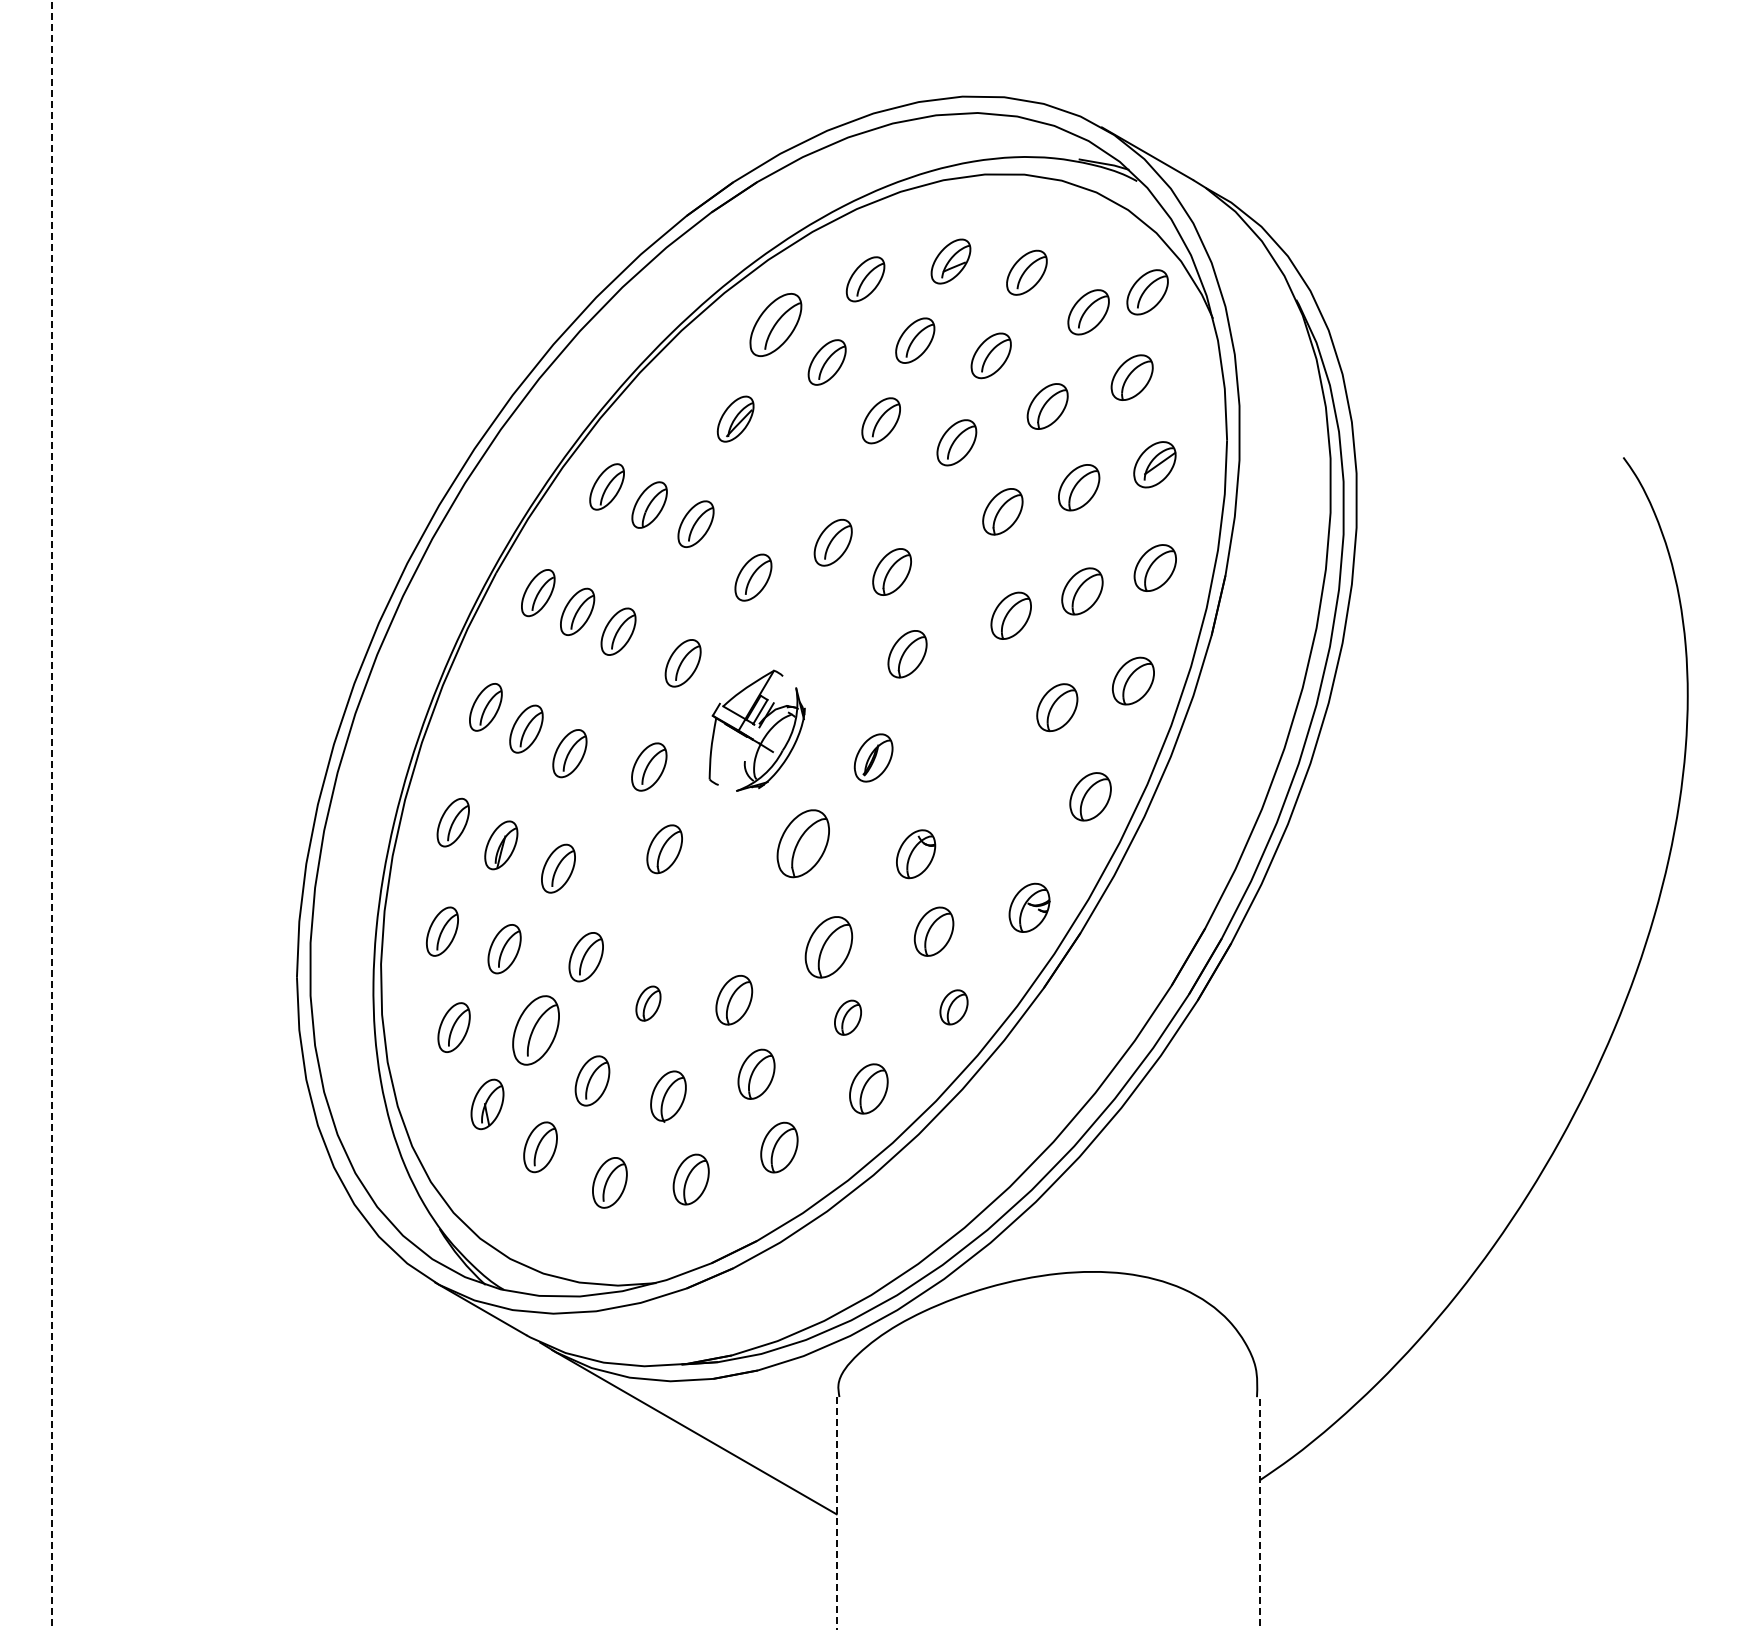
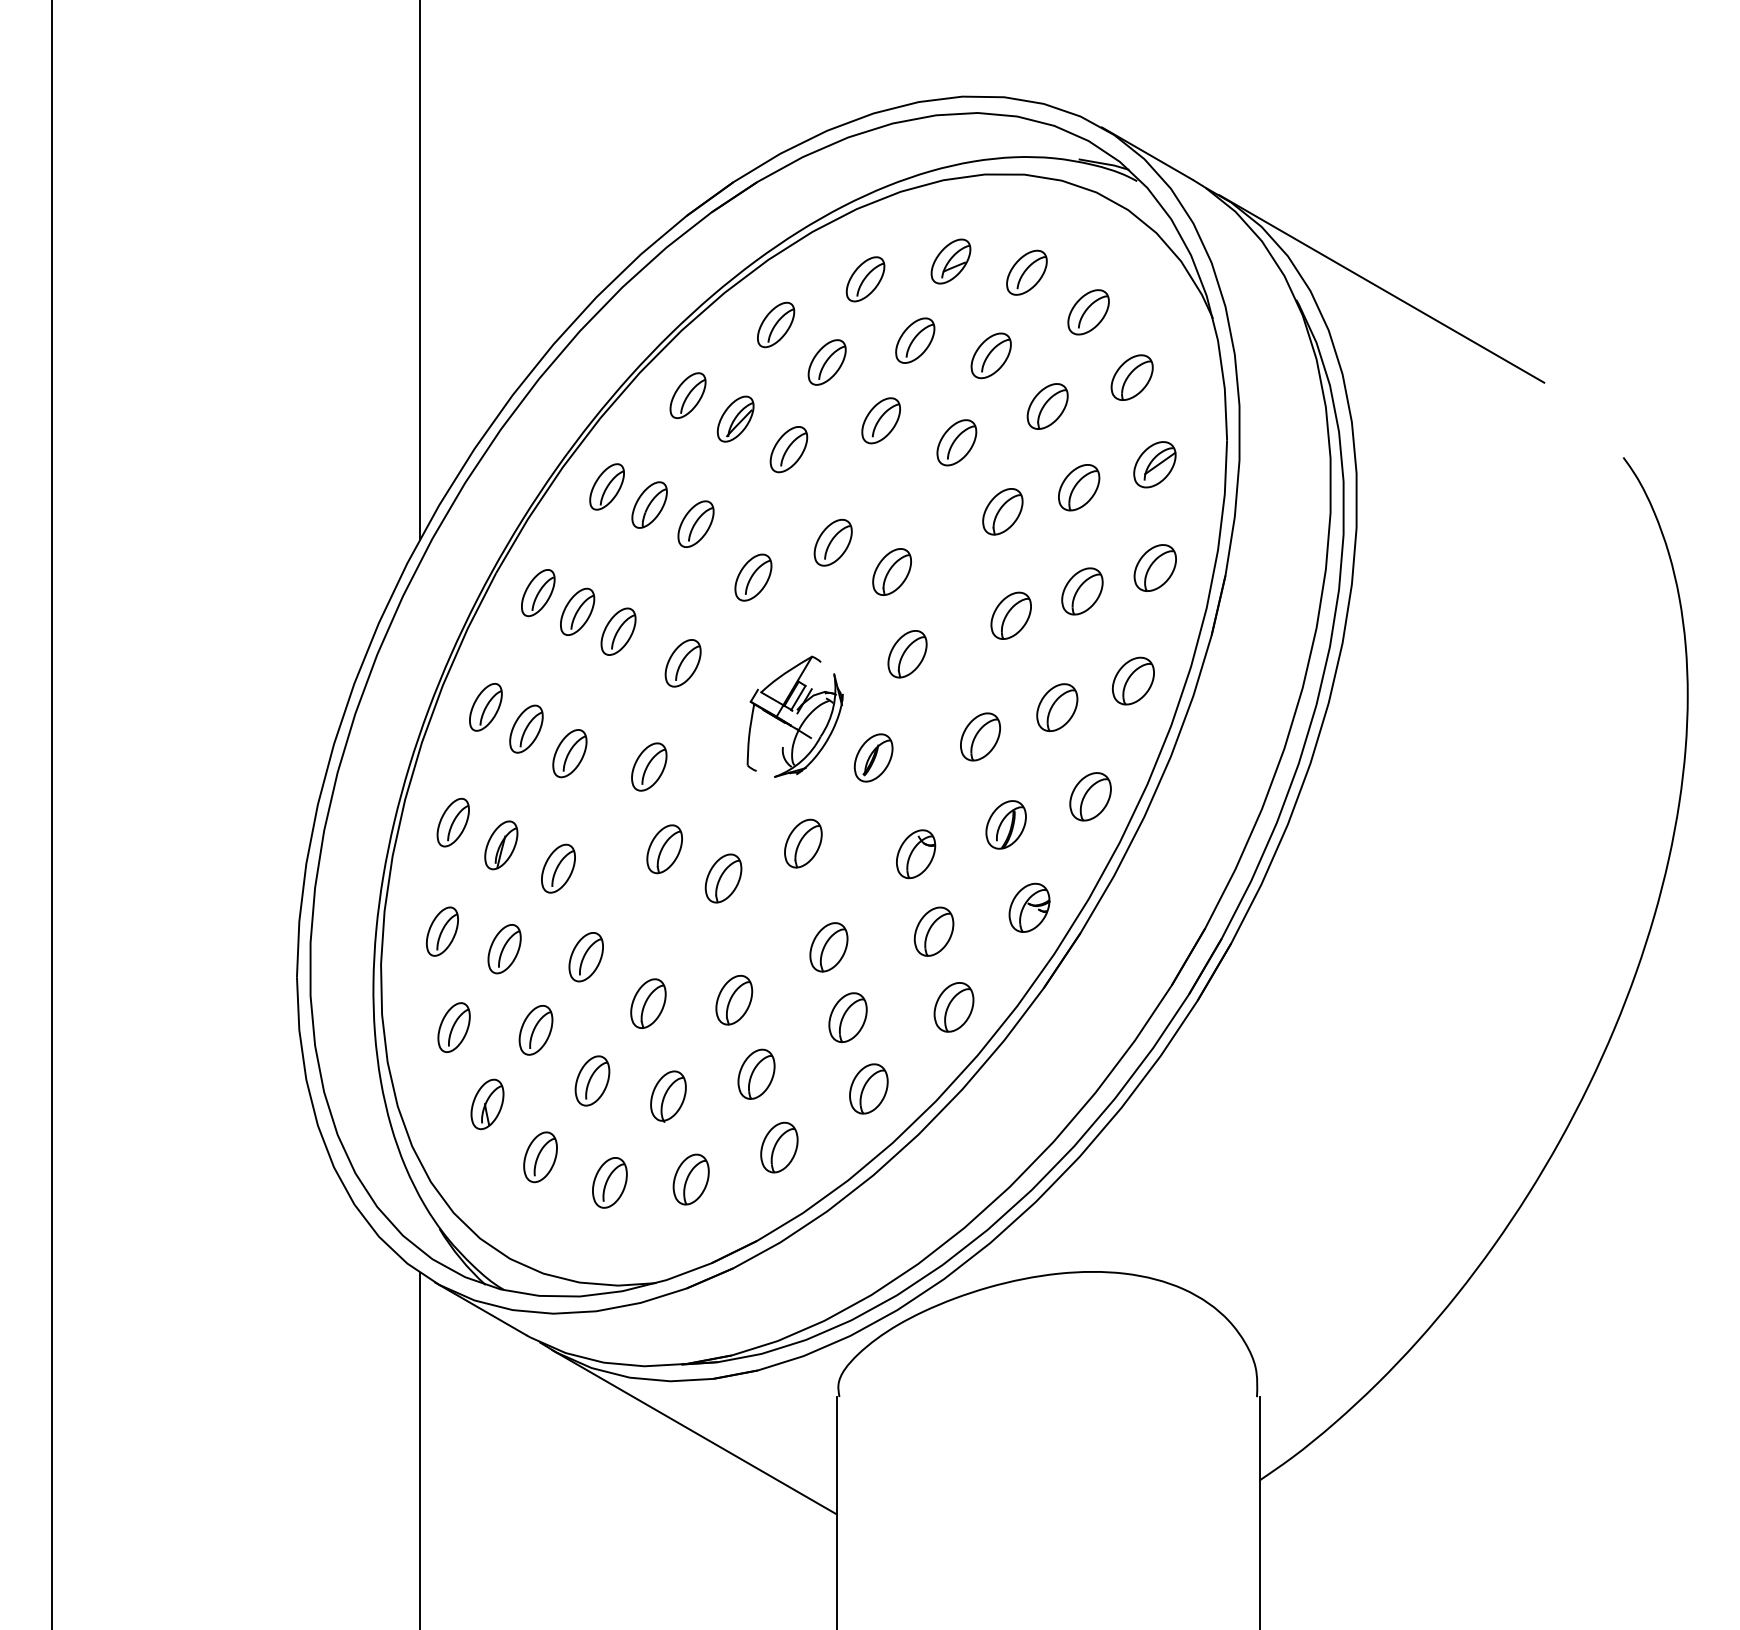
line: none -> present (420, 270)
line: none -> present (1381, 288)
part: present -> none (1147, 292)
part size: 54x64 px -> 39x48 px (776, 324)
part: none -> present (687, 395)
part: none -> present (788, 449)
part position: (756, 730) -> (794, 716) (794, 716)
part: none -> present (980, 736)
line: dashed -> solid (52, 815)
part: none -> present (1005, 824)
part size: 54x70 px -> 39x51 px (803, 843)
part: none -> present (723, 878)
part size: 50x63 px -> 40x51 px (828, 947)
part size: 27x37 px -> 37x51 px (648, 1003)
part size: 30x37 px -> 42x51 px (953, 1007)
part size: 28x37 px -> 40x52 px (847, 1017)
part size: 48x71 px -> 36x52 px (535, 1029)
part position: (540, 1147) -> (540, 1157) (540, 1157)
line: none -> present (420, 1449)
line: dashed -> solid (836, 1513)
line: dashed -> solid (1259, 1513)
